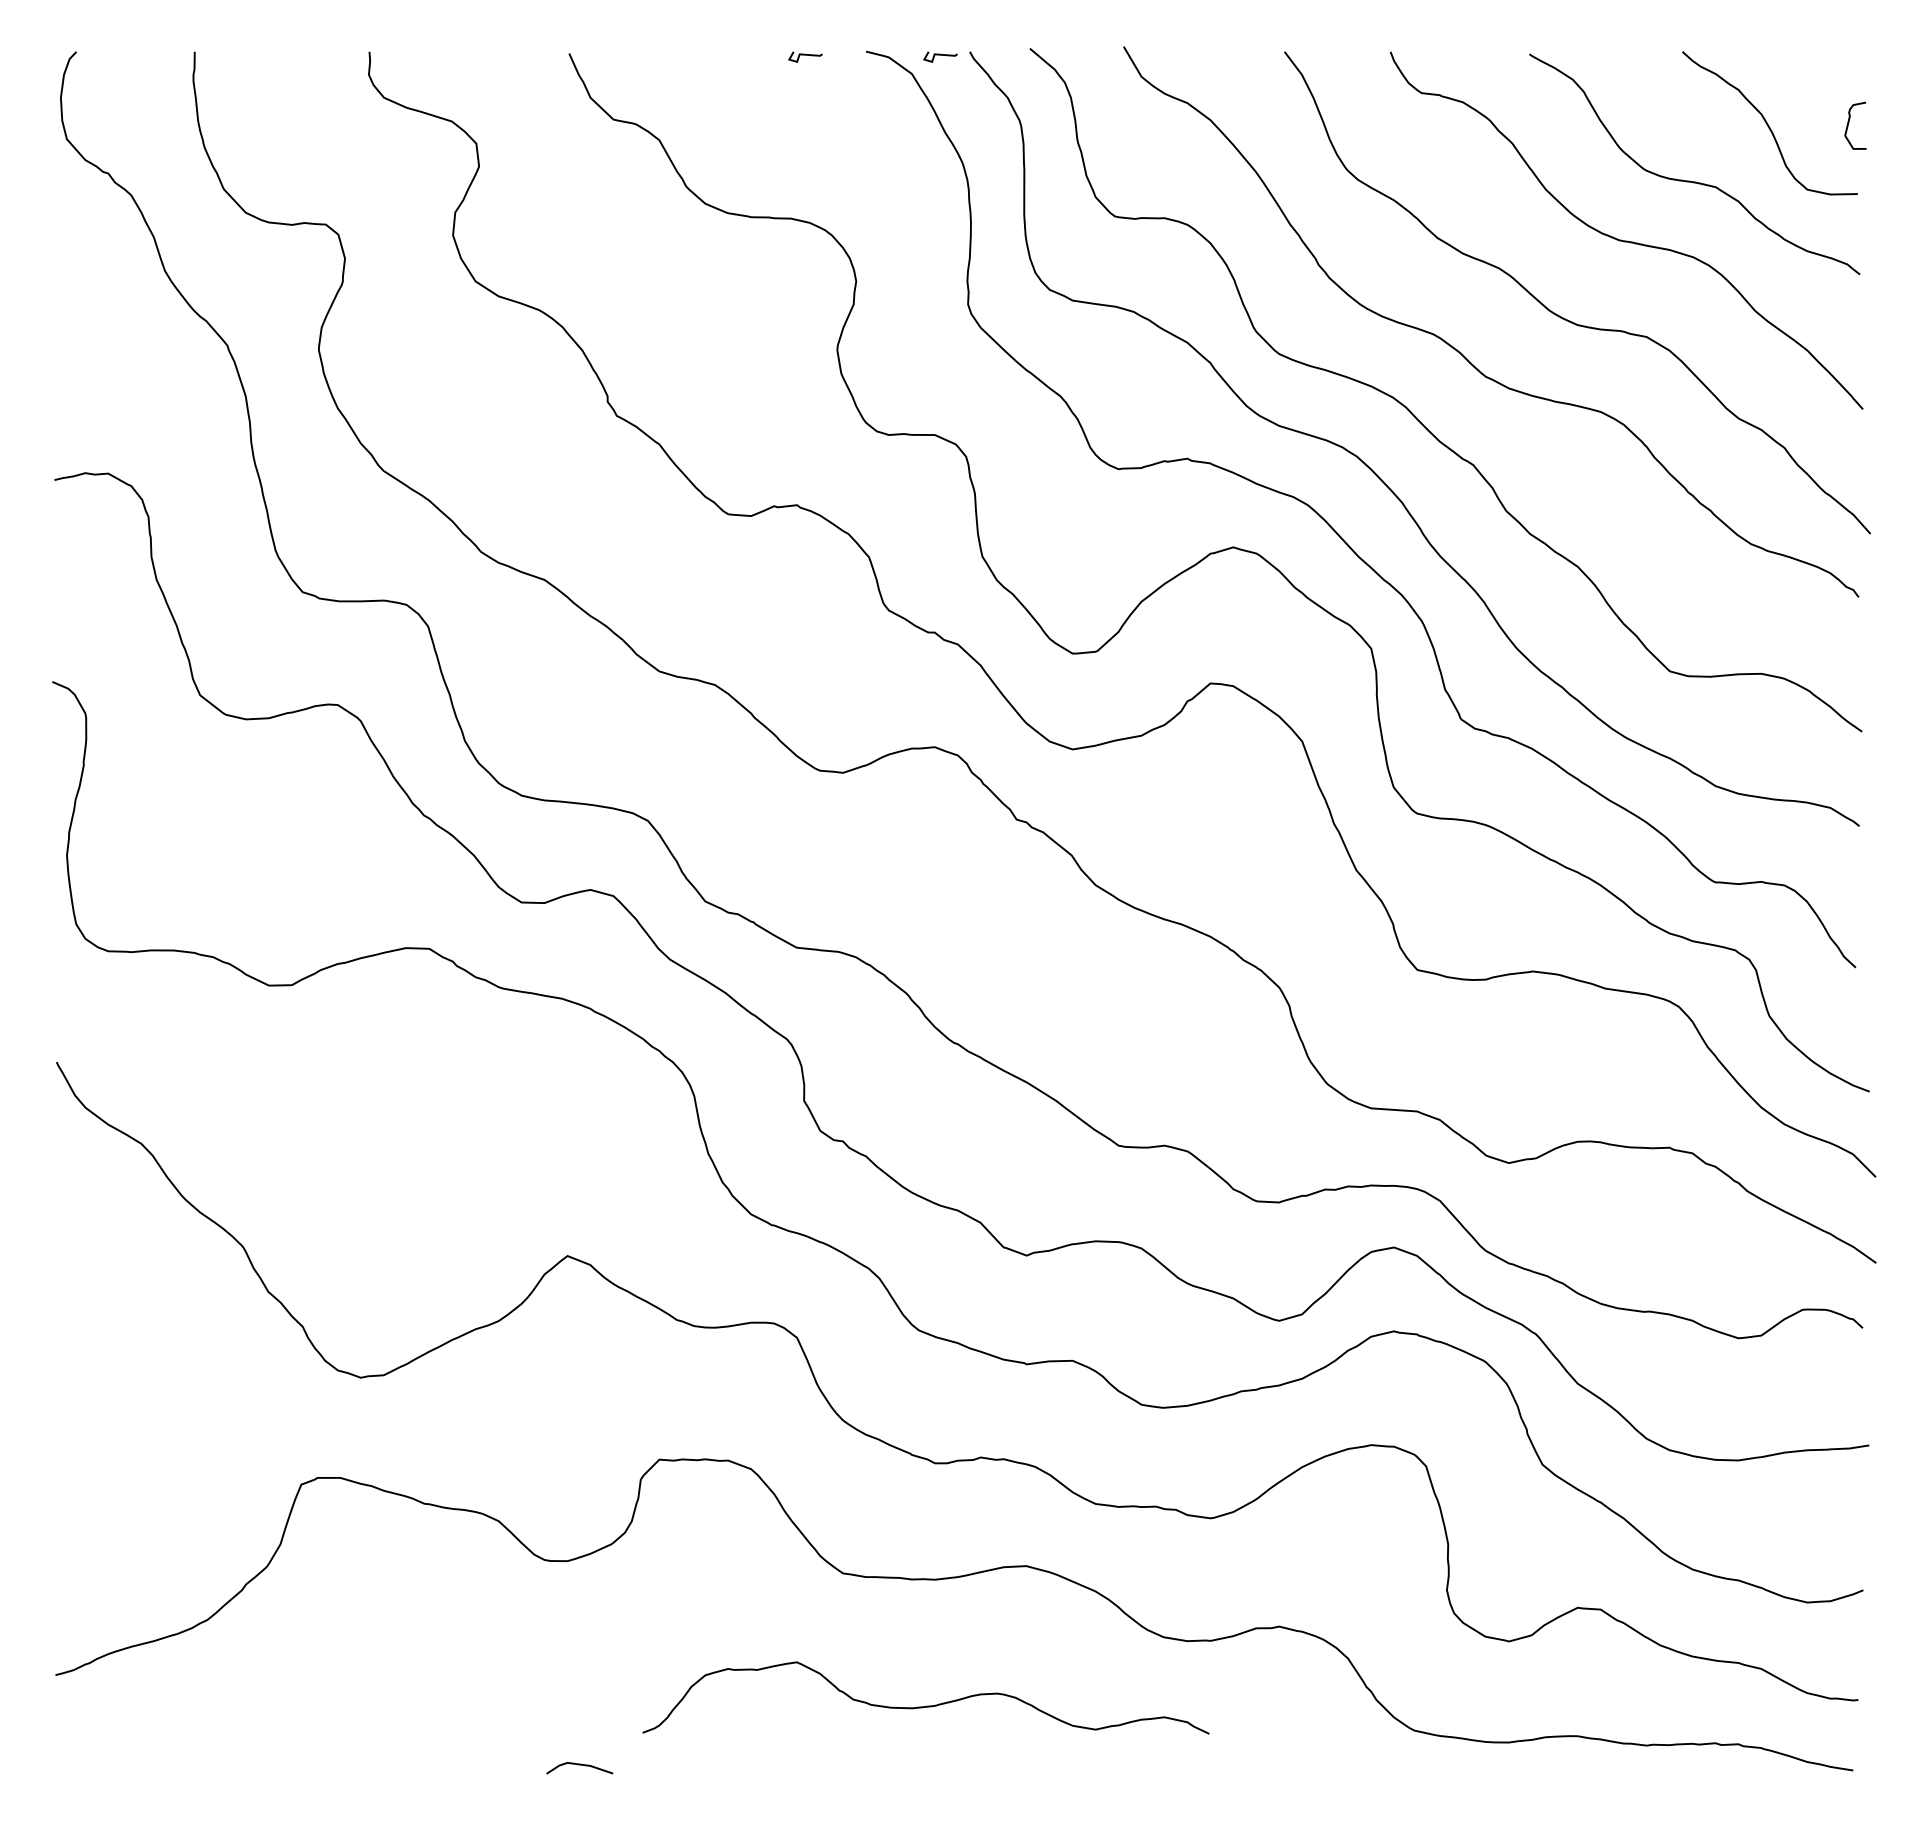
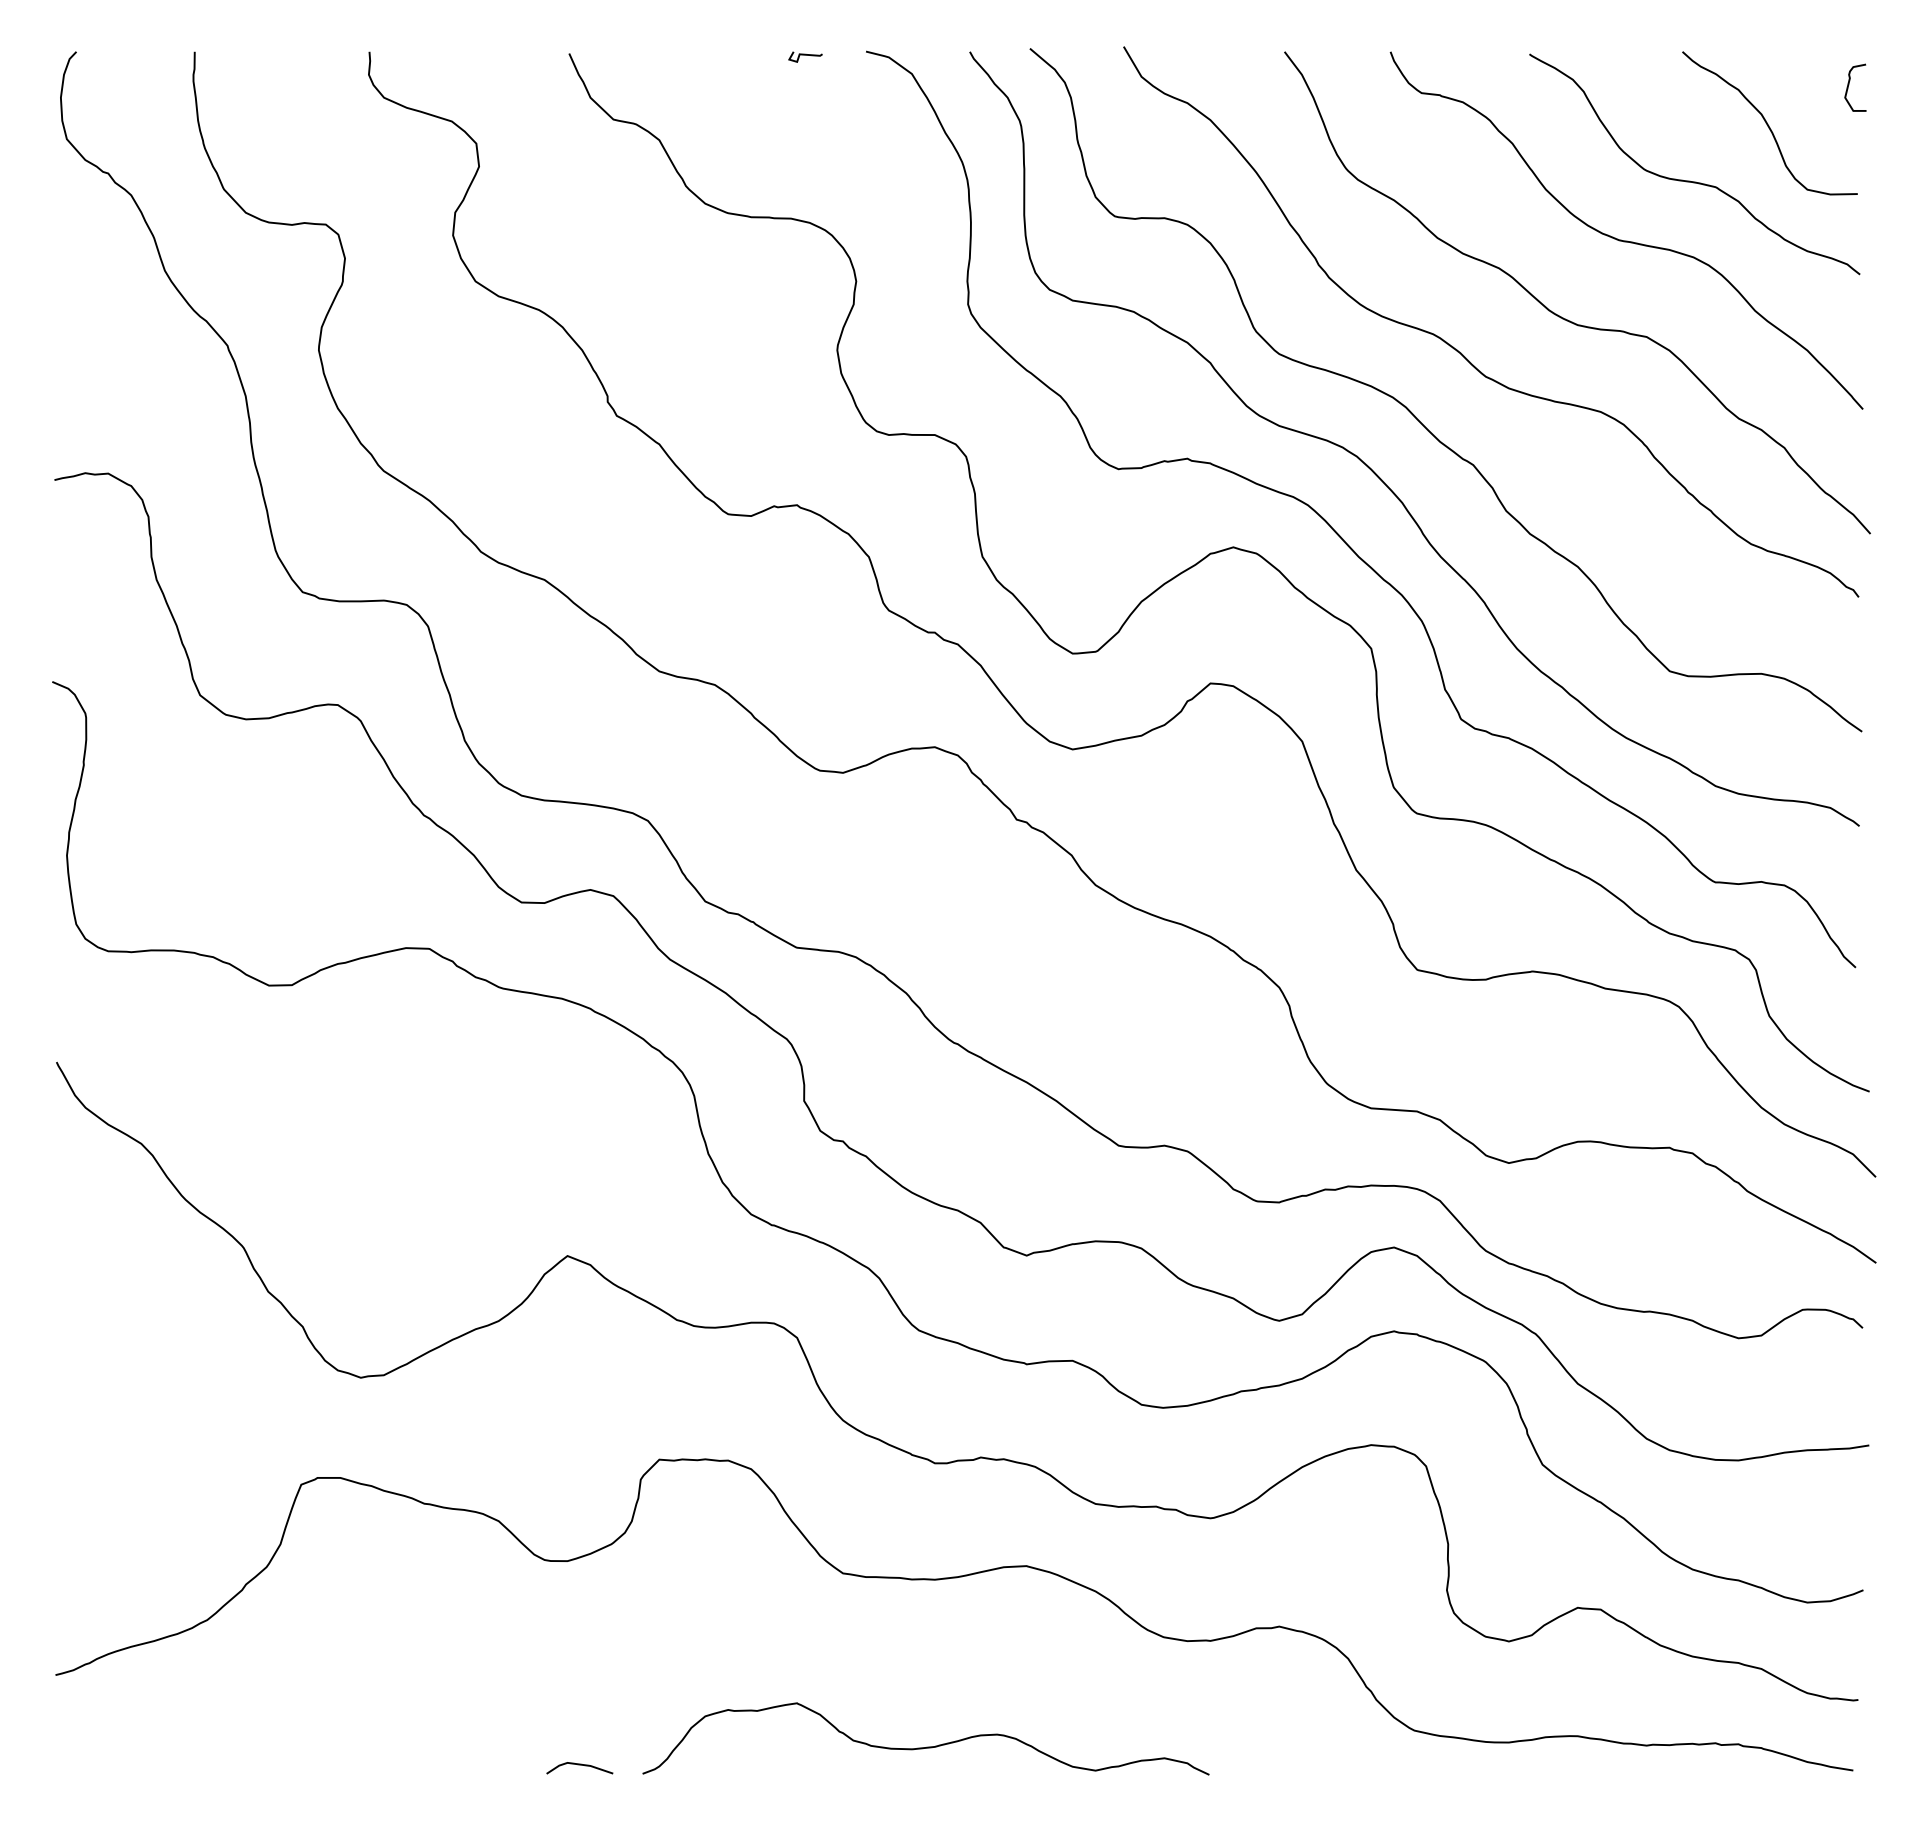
curve: present -> none (940, 55)
curve position: (1849, 123) -> (1849, 85) (1849, 85)
curve position: (926, 1705) -> (926, 1746) (926, 1746)
